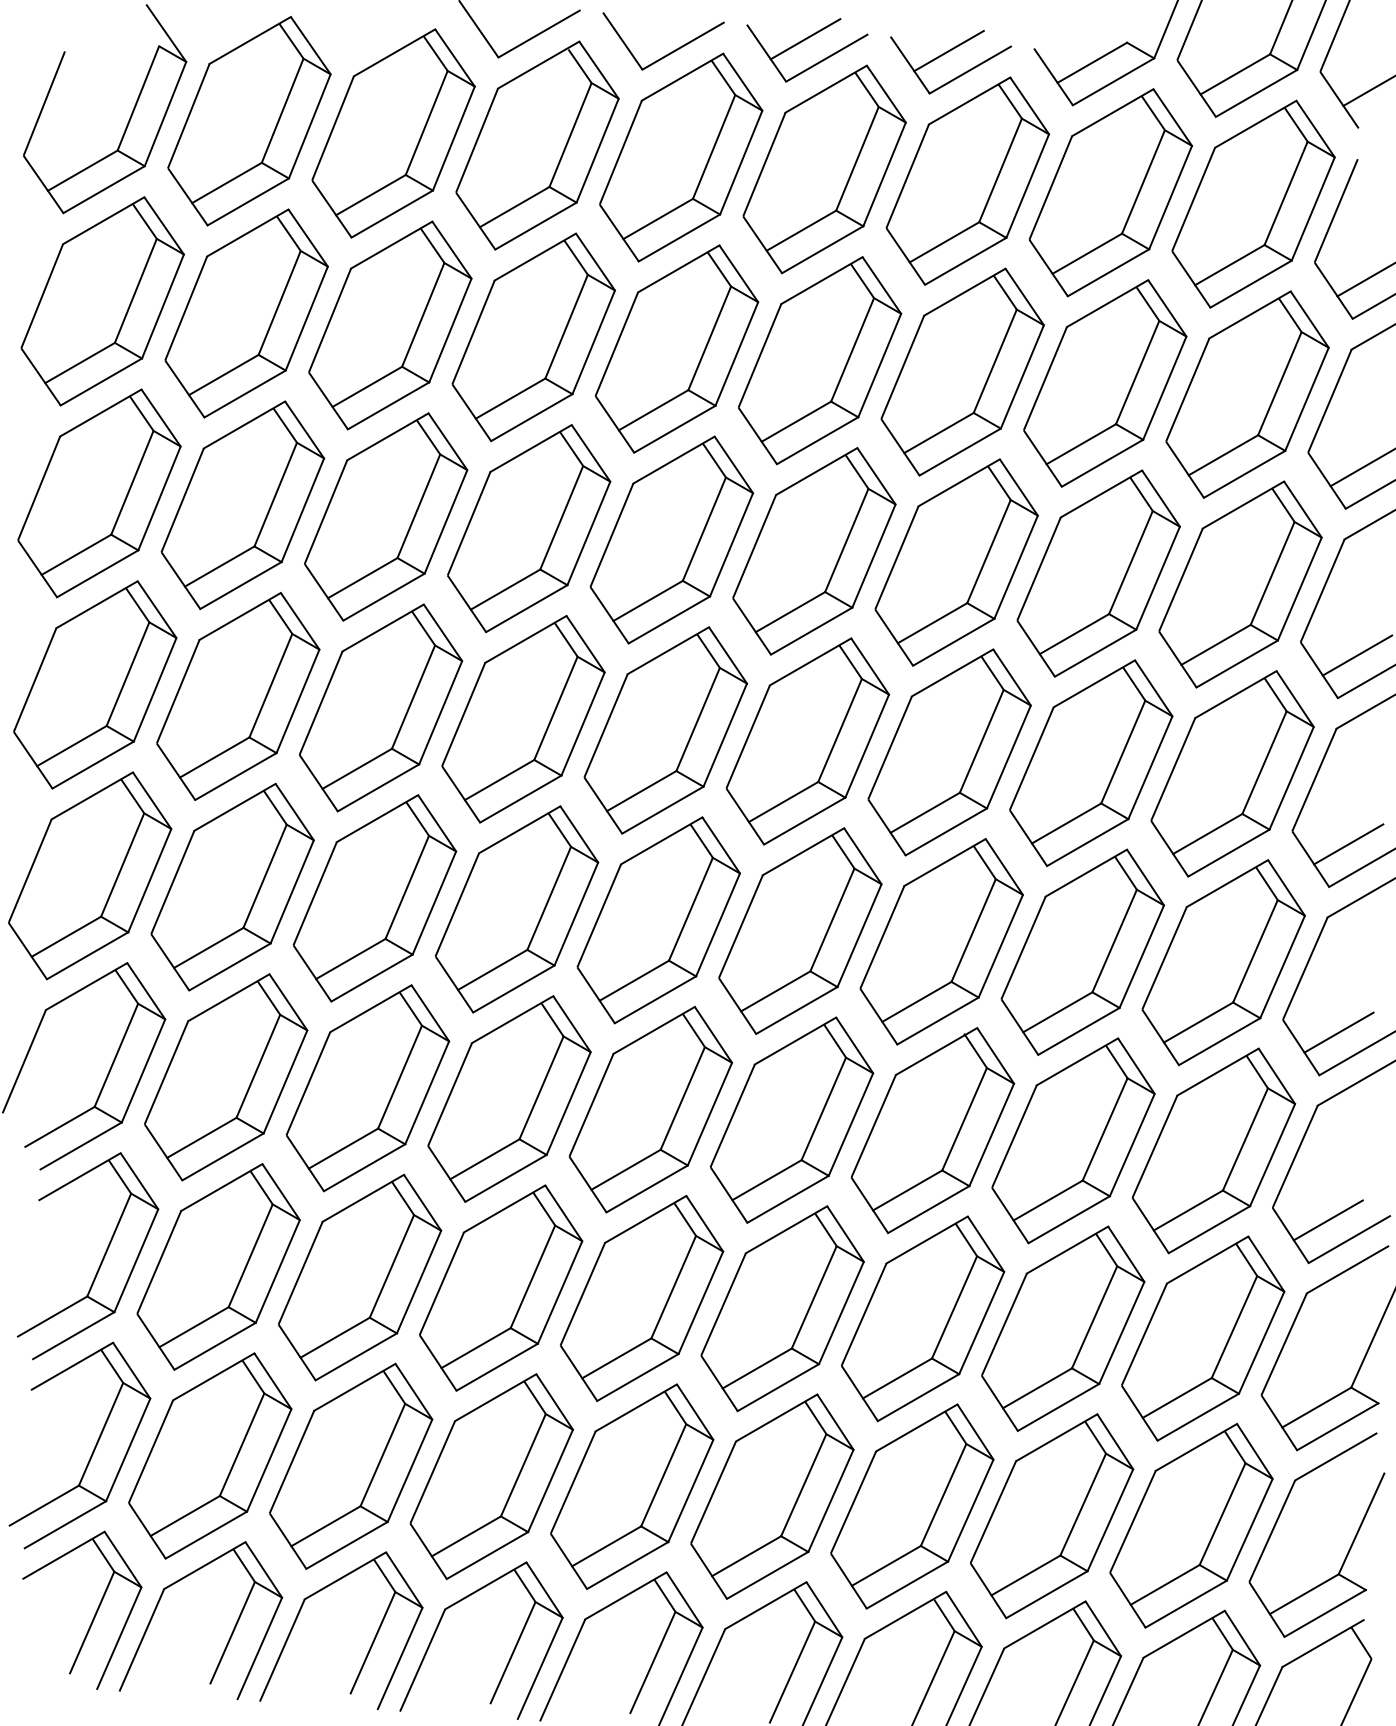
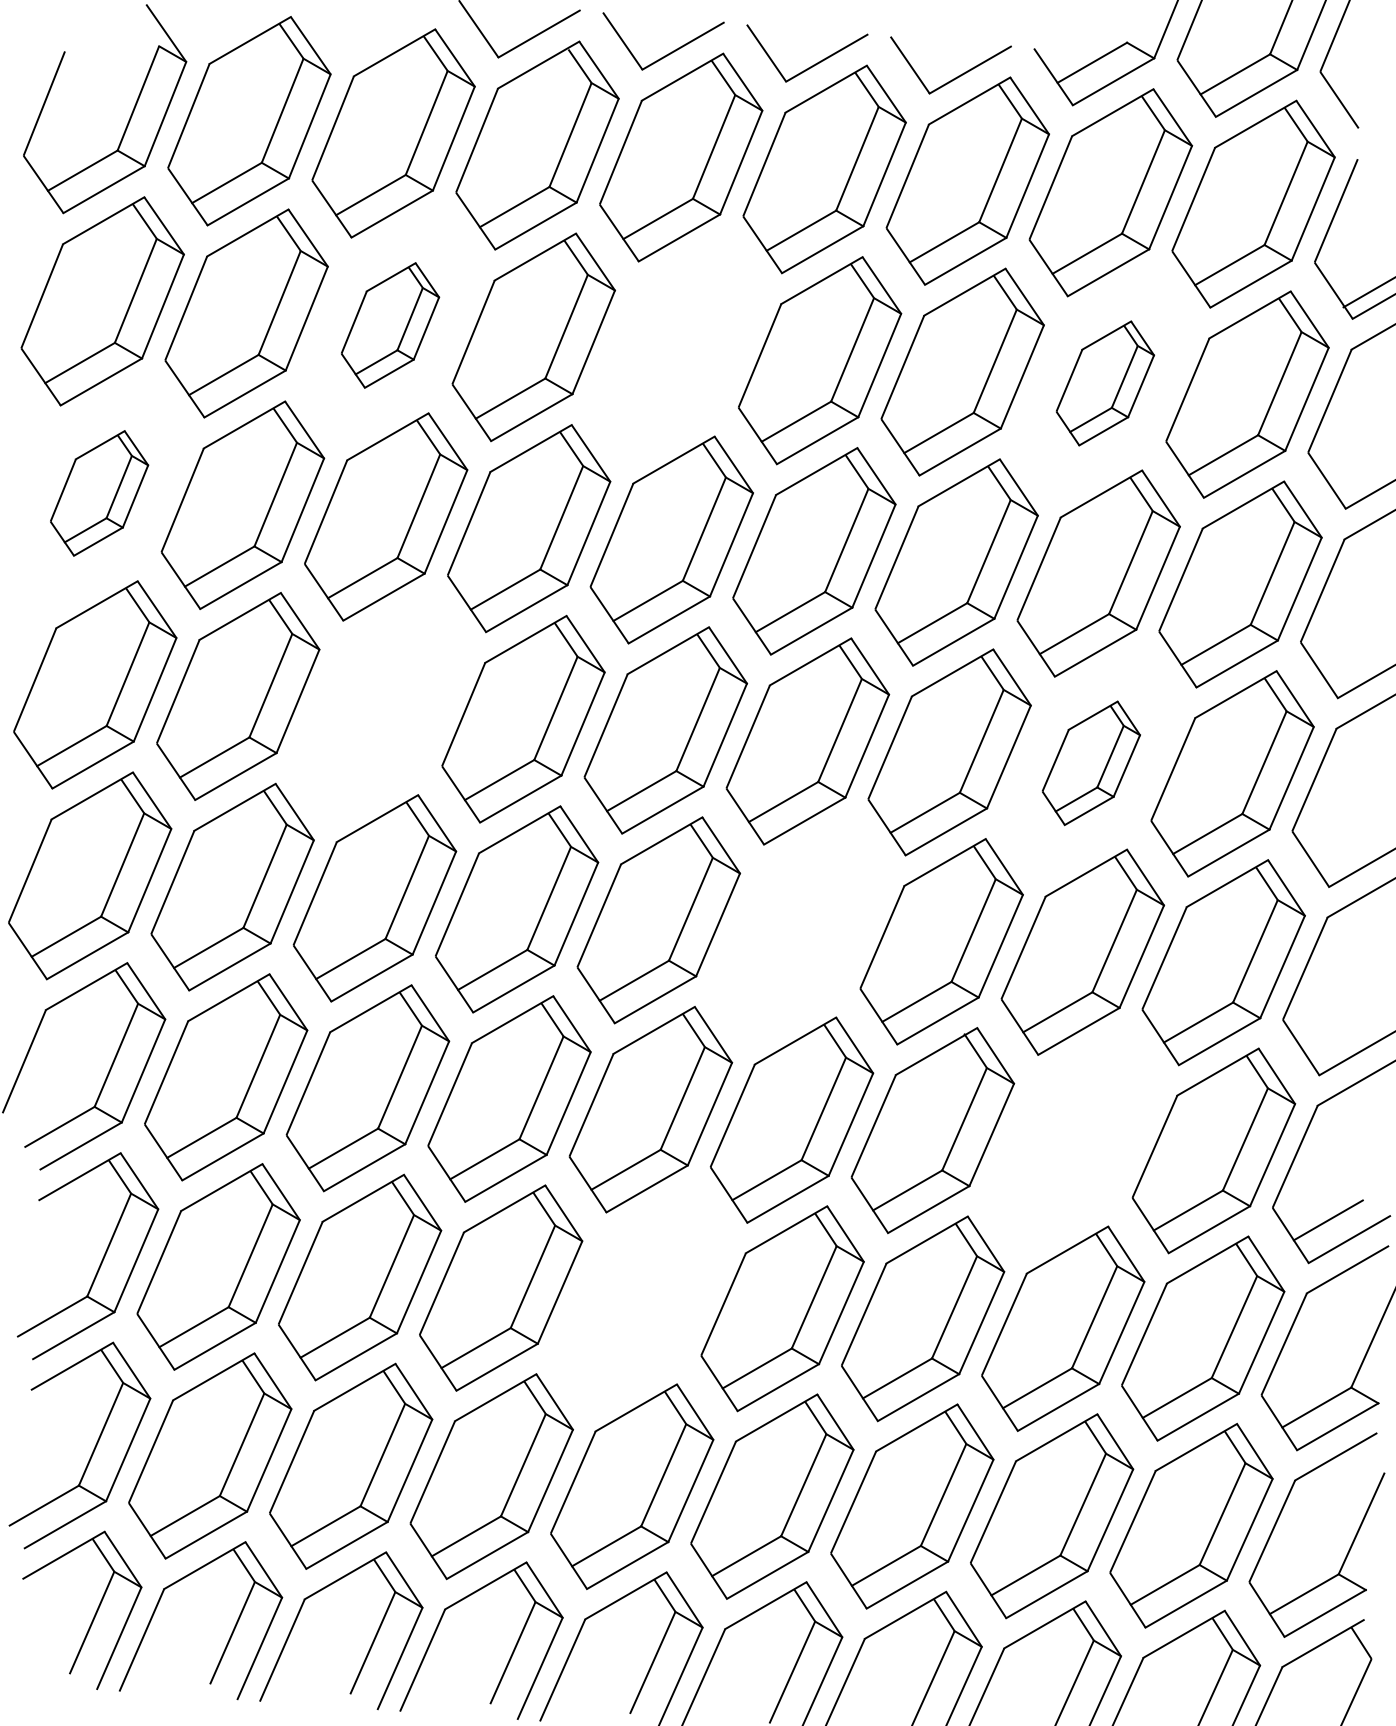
line: present -> none (805, 39)
line: present -> none (948, 50)
line: present -> none (1367, 91)
line position: (1364, 280) -> (1367, 292) (1367, 292)
part size: 165x211 px -> 100x127 px (390, 325)
part: present -> none (676, 348)
part size: 165x209 px -> 101x127 px (1105, 383)
line: present -> none (1361, 468)
part size: 165x211 px -> 100x127 px (99, 493)
line: present -> none (1357, 655)
part: present -> none (380, 707)
part size: 165x209 px -> 99x127 px (1091, 763)
line: present -> none (1348, 844)
part: present -> none (800, 930)
line: present -> none (1338, 1032)
part: present -> none (1073, 1140)
part: present -> none (642, 1297)
